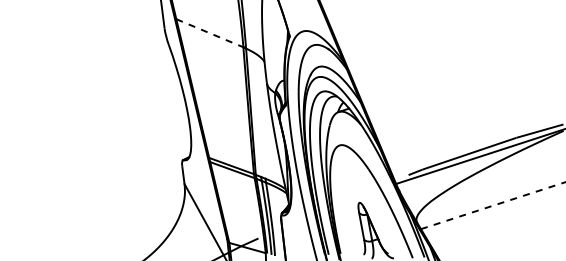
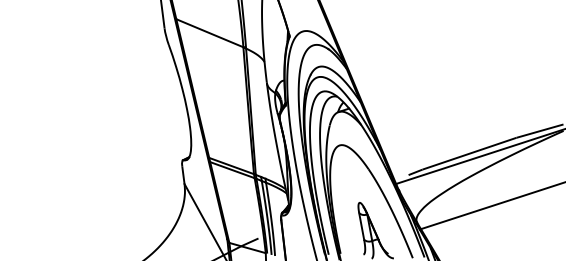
line: dashed -> solid (210, 33)
line: dashed -> solid (493, 205)
